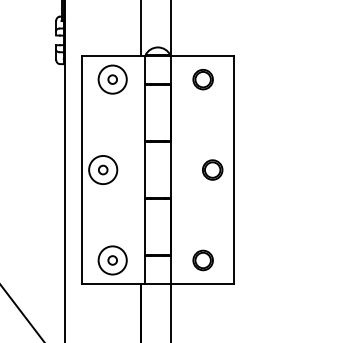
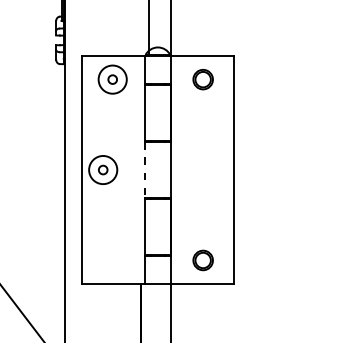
line position: (141, 28) -> (149, 28) (149, 28)
part: present -> none (212, 169)
line: solid -> dashed (144, 170)
part: present -> none (112, 260)
